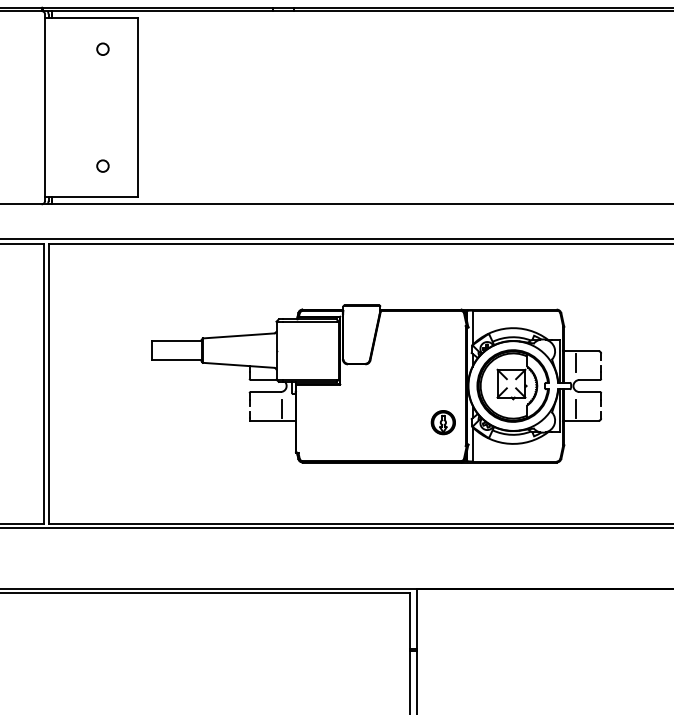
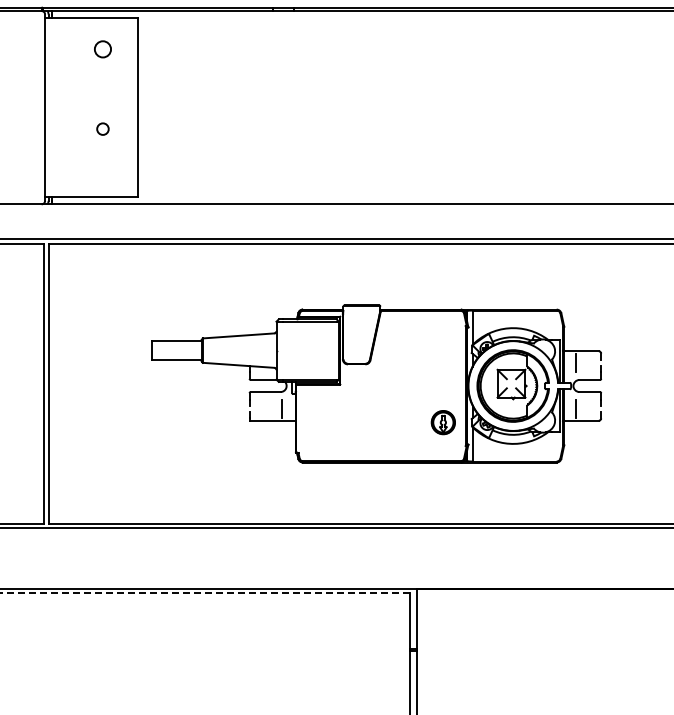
circle size: 14x14 px -> 18x19 px (102, 49)
circle position: (102, 165) -> (102, 128) (102, 128)
line: solid -> dashed (204, 593)
